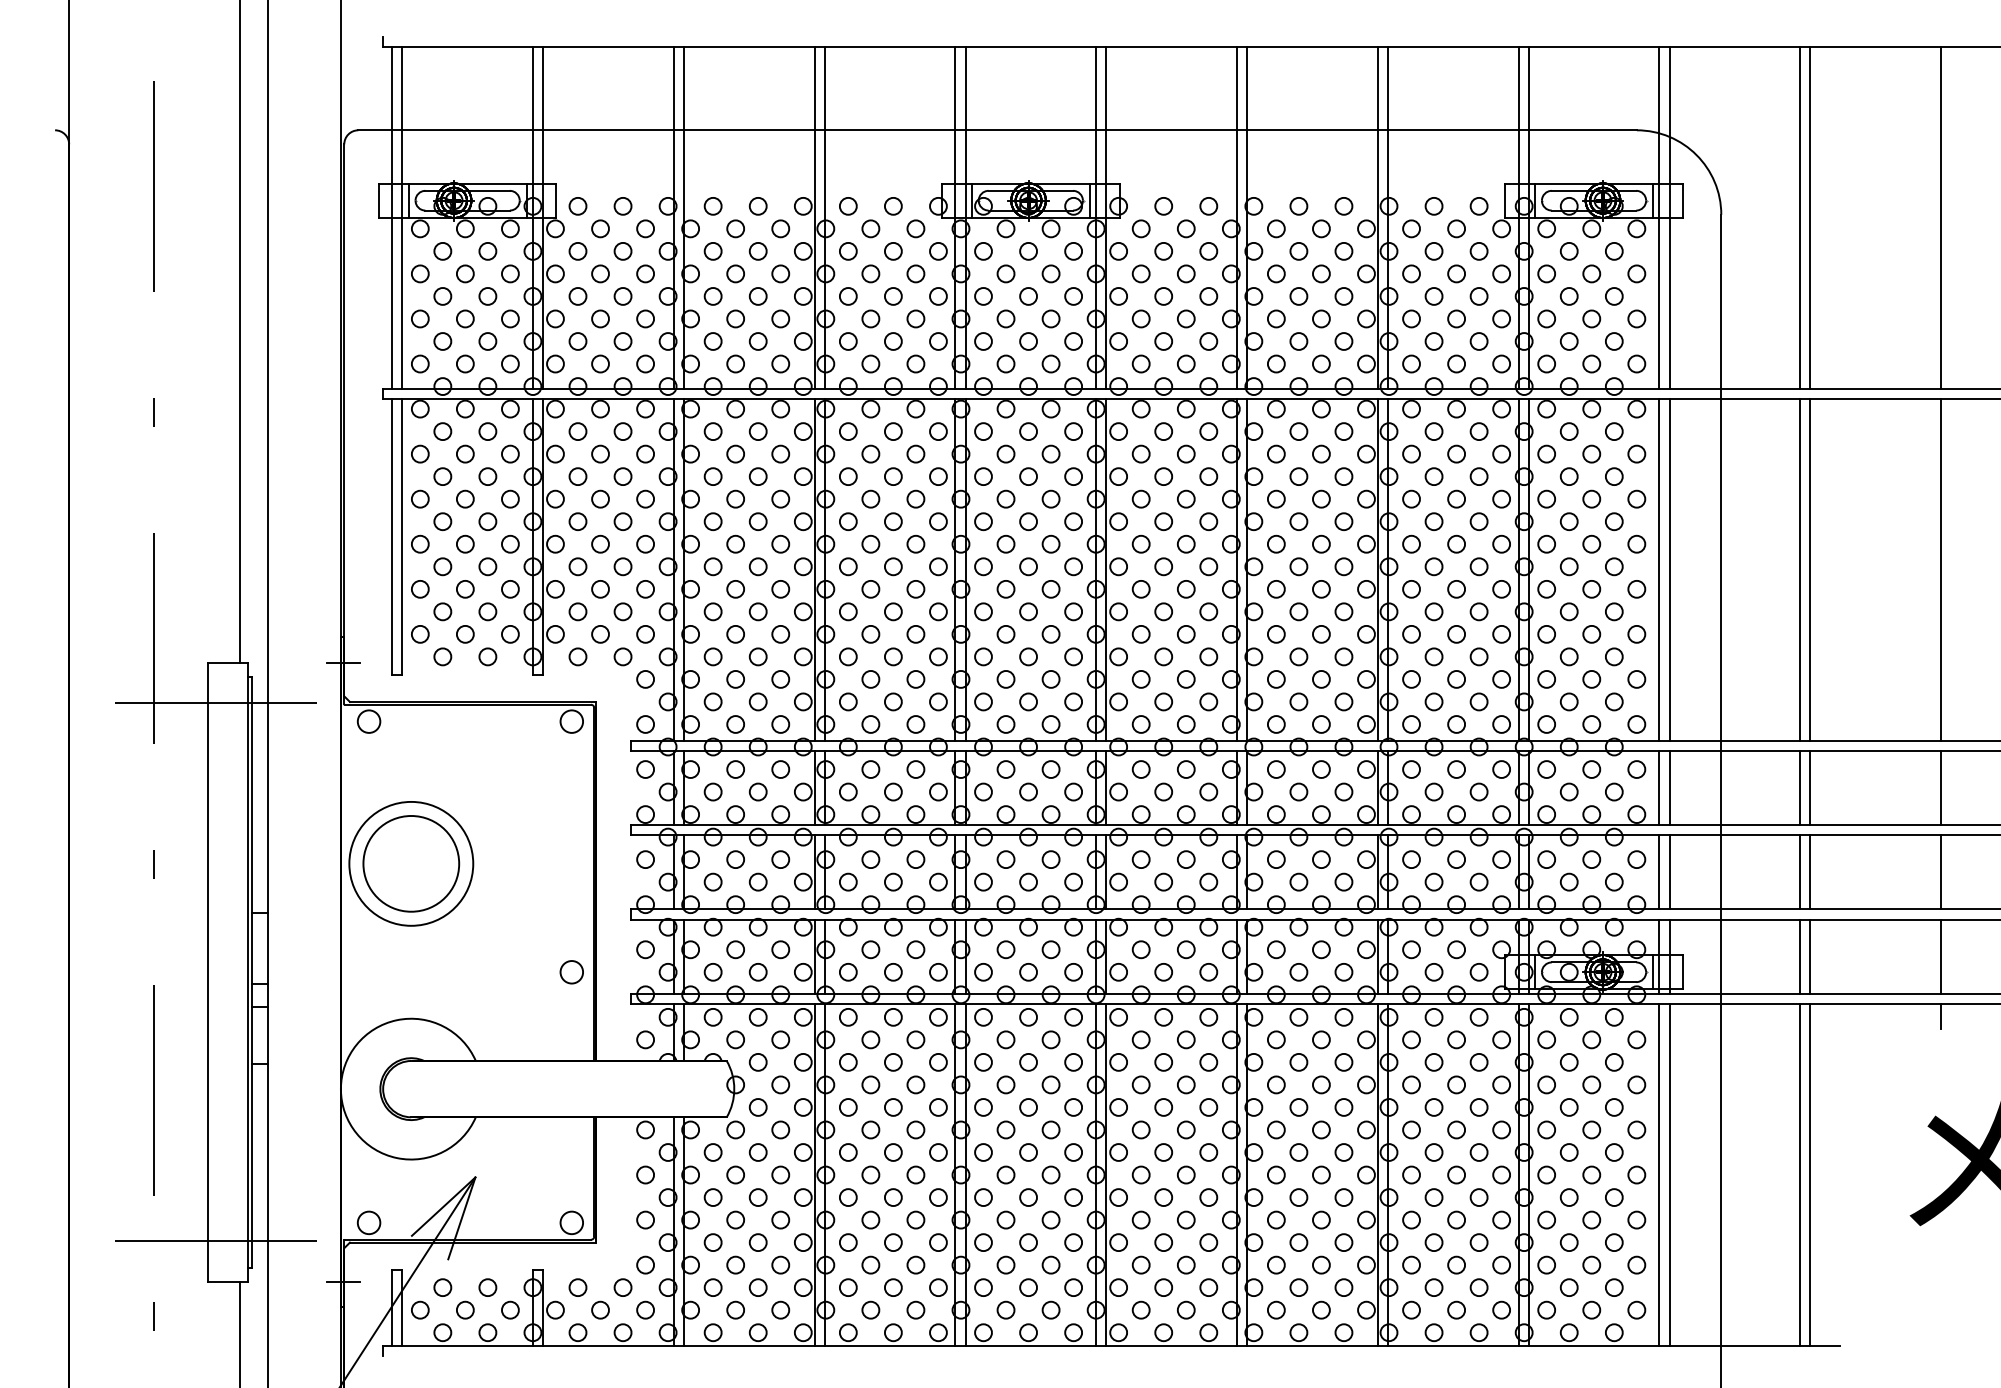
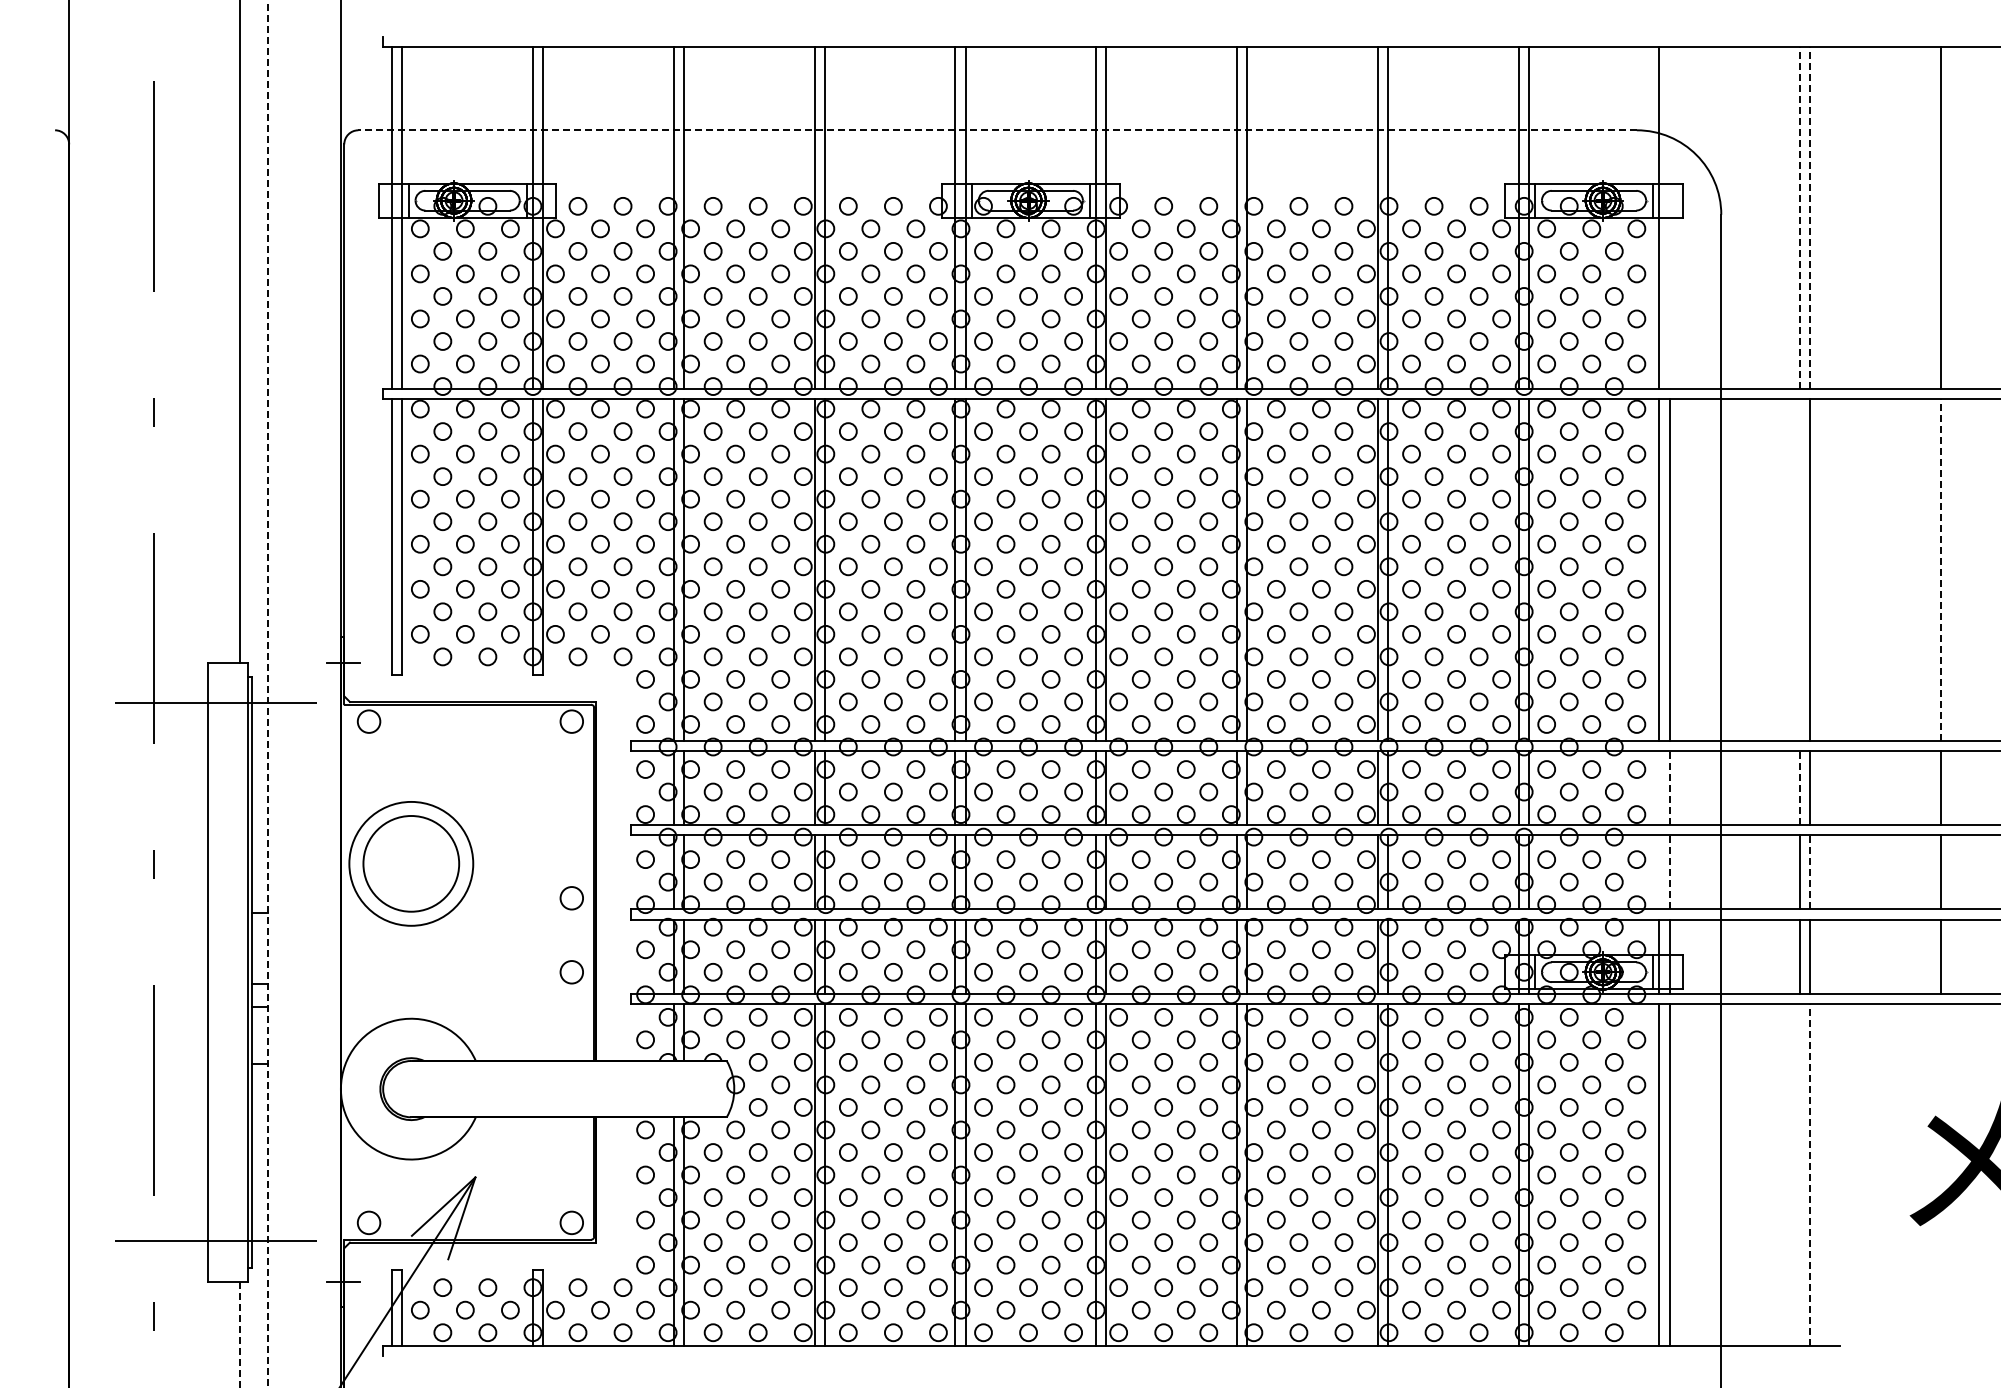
line: solid -> dashed (997, 130)
line: present -> none (1669, 217)
line: solid -> dashed (1800, 217)
line: solid -> dashed (1810, 217)
line: present -> none (1800, 569)
line: solid -> dashed (1940, 569)
line: solid -> dashed (267, 693)
line: present -> none (1659, 787)
line: solid -> dashed (1669, 787)
line: solid -> dashed (1800, 787)
line: solid -> dashed (1669, 871)
line: solid -> dashed (1810, 871)
line: present -> none (1659, 872)
circle: none -> present (571, 898)
line: present -> none (1940, 1016)
line: present -> none (1800, 1174)
line: solid -> dashed (1810, 1175)
line: solid -> dashed (239, 1335)
